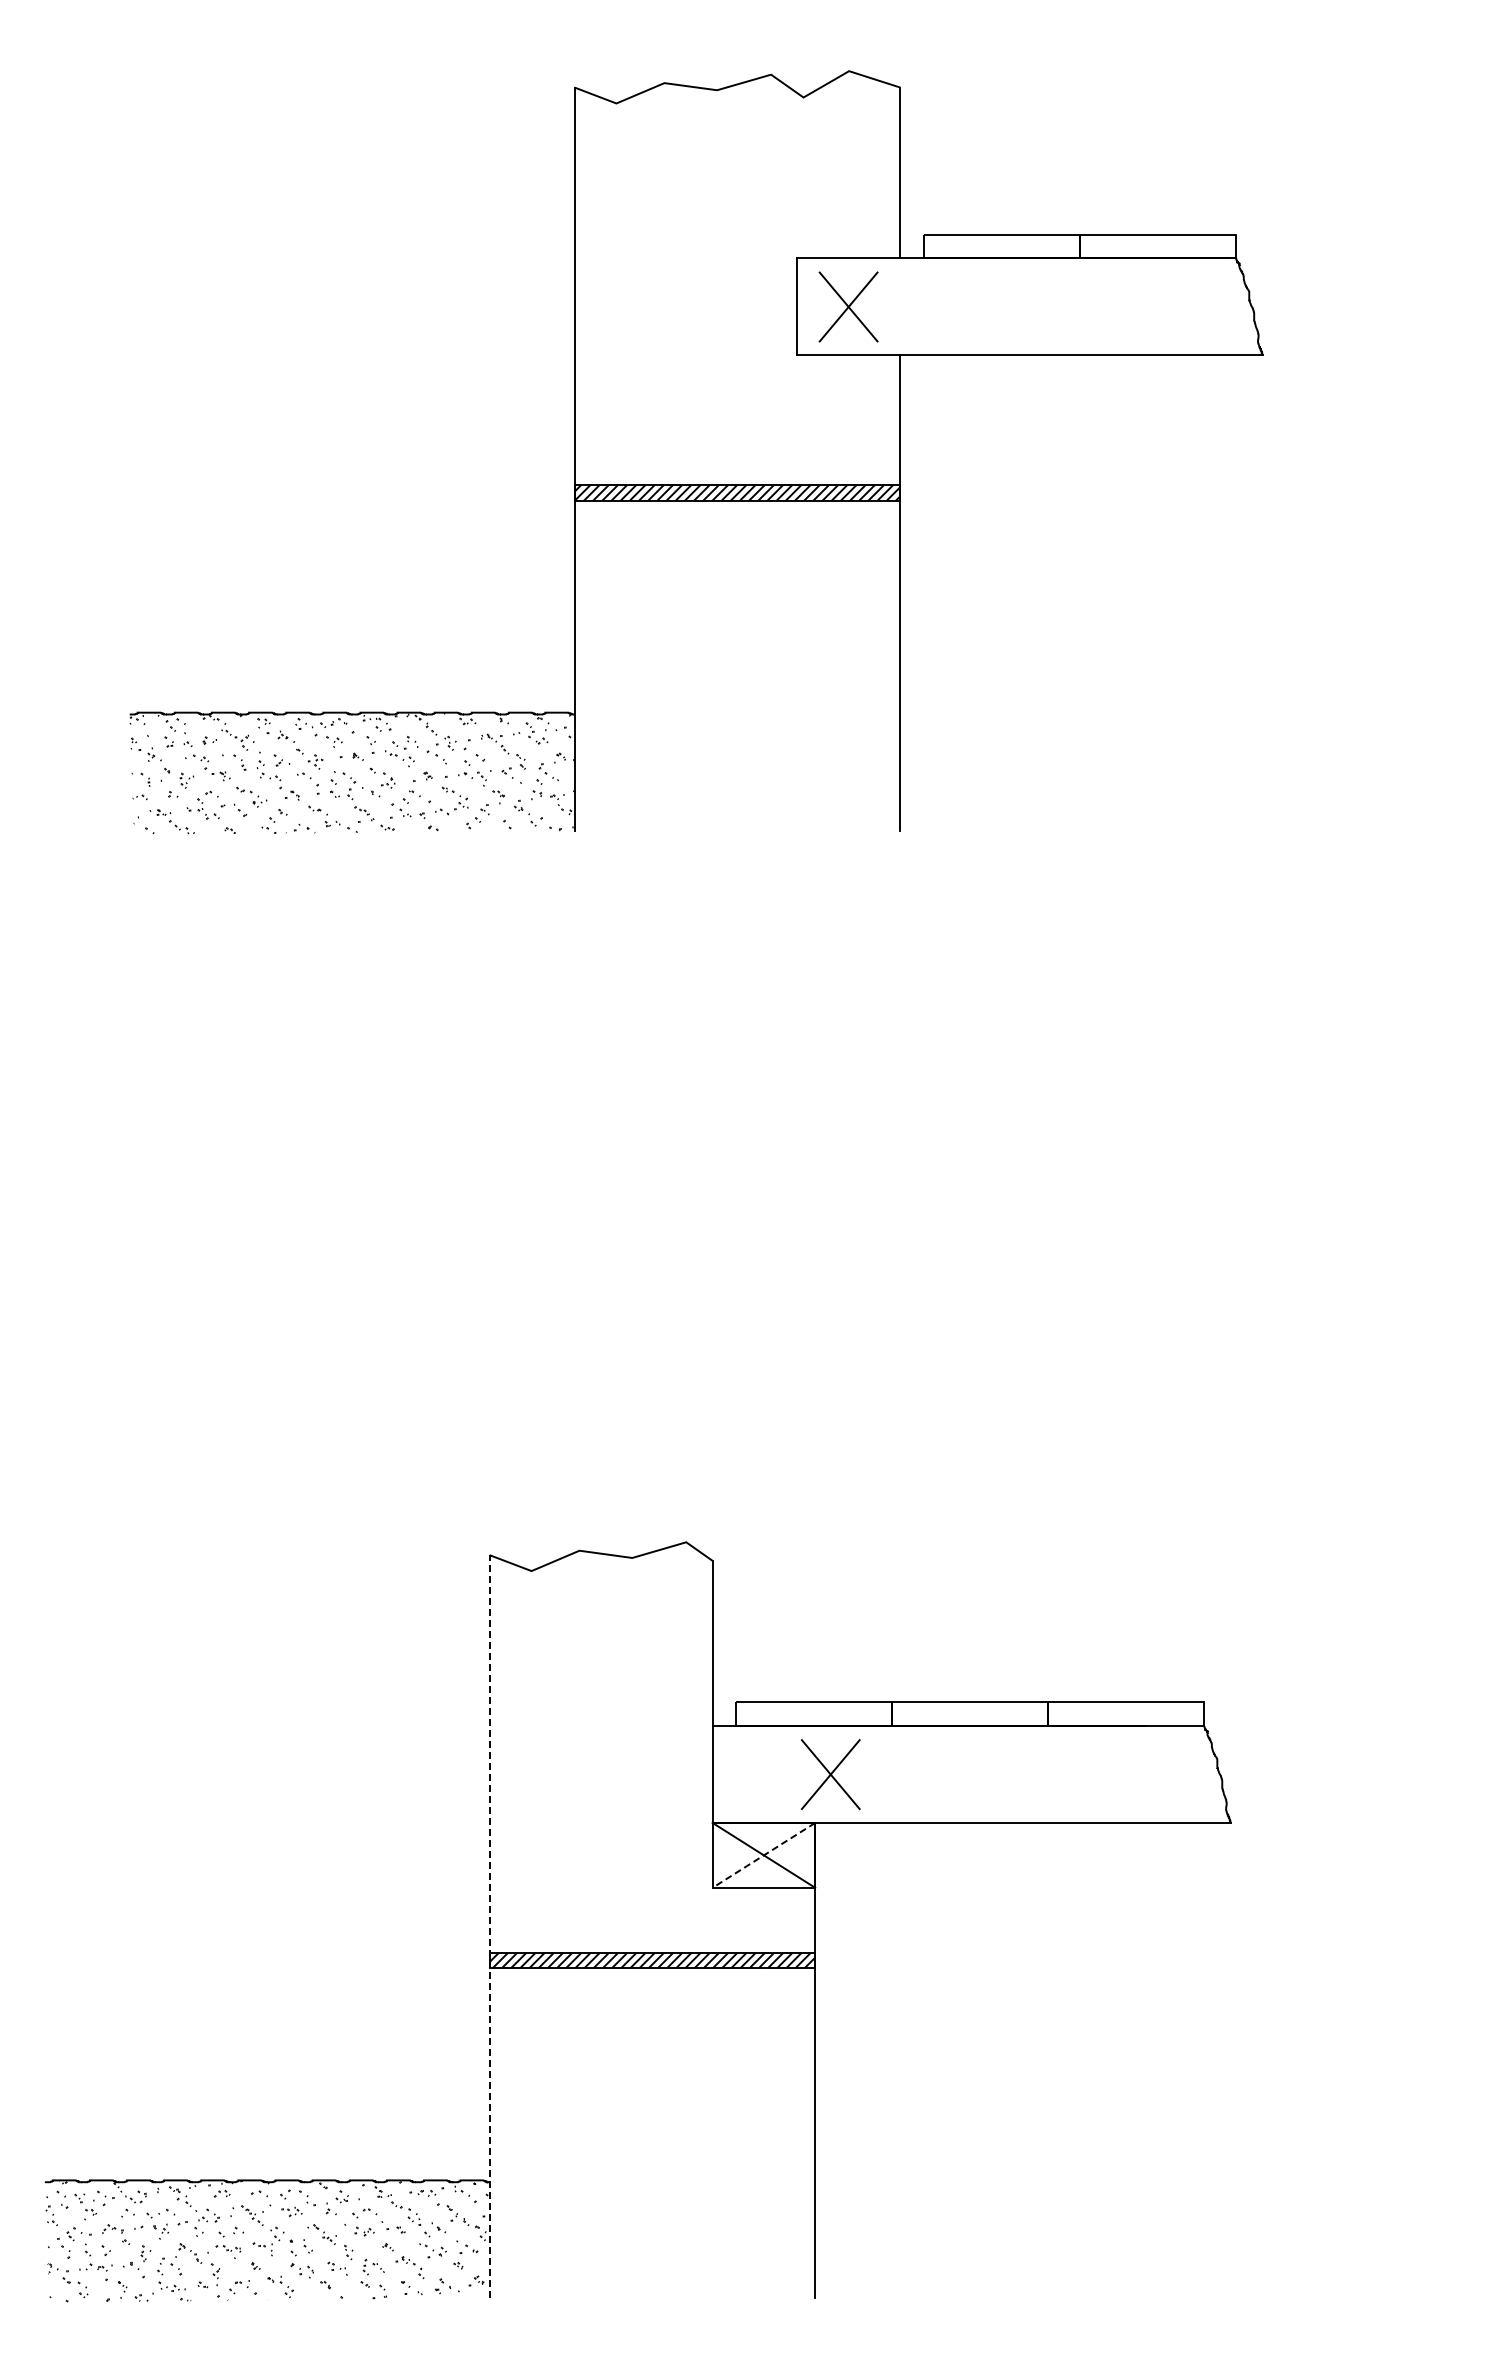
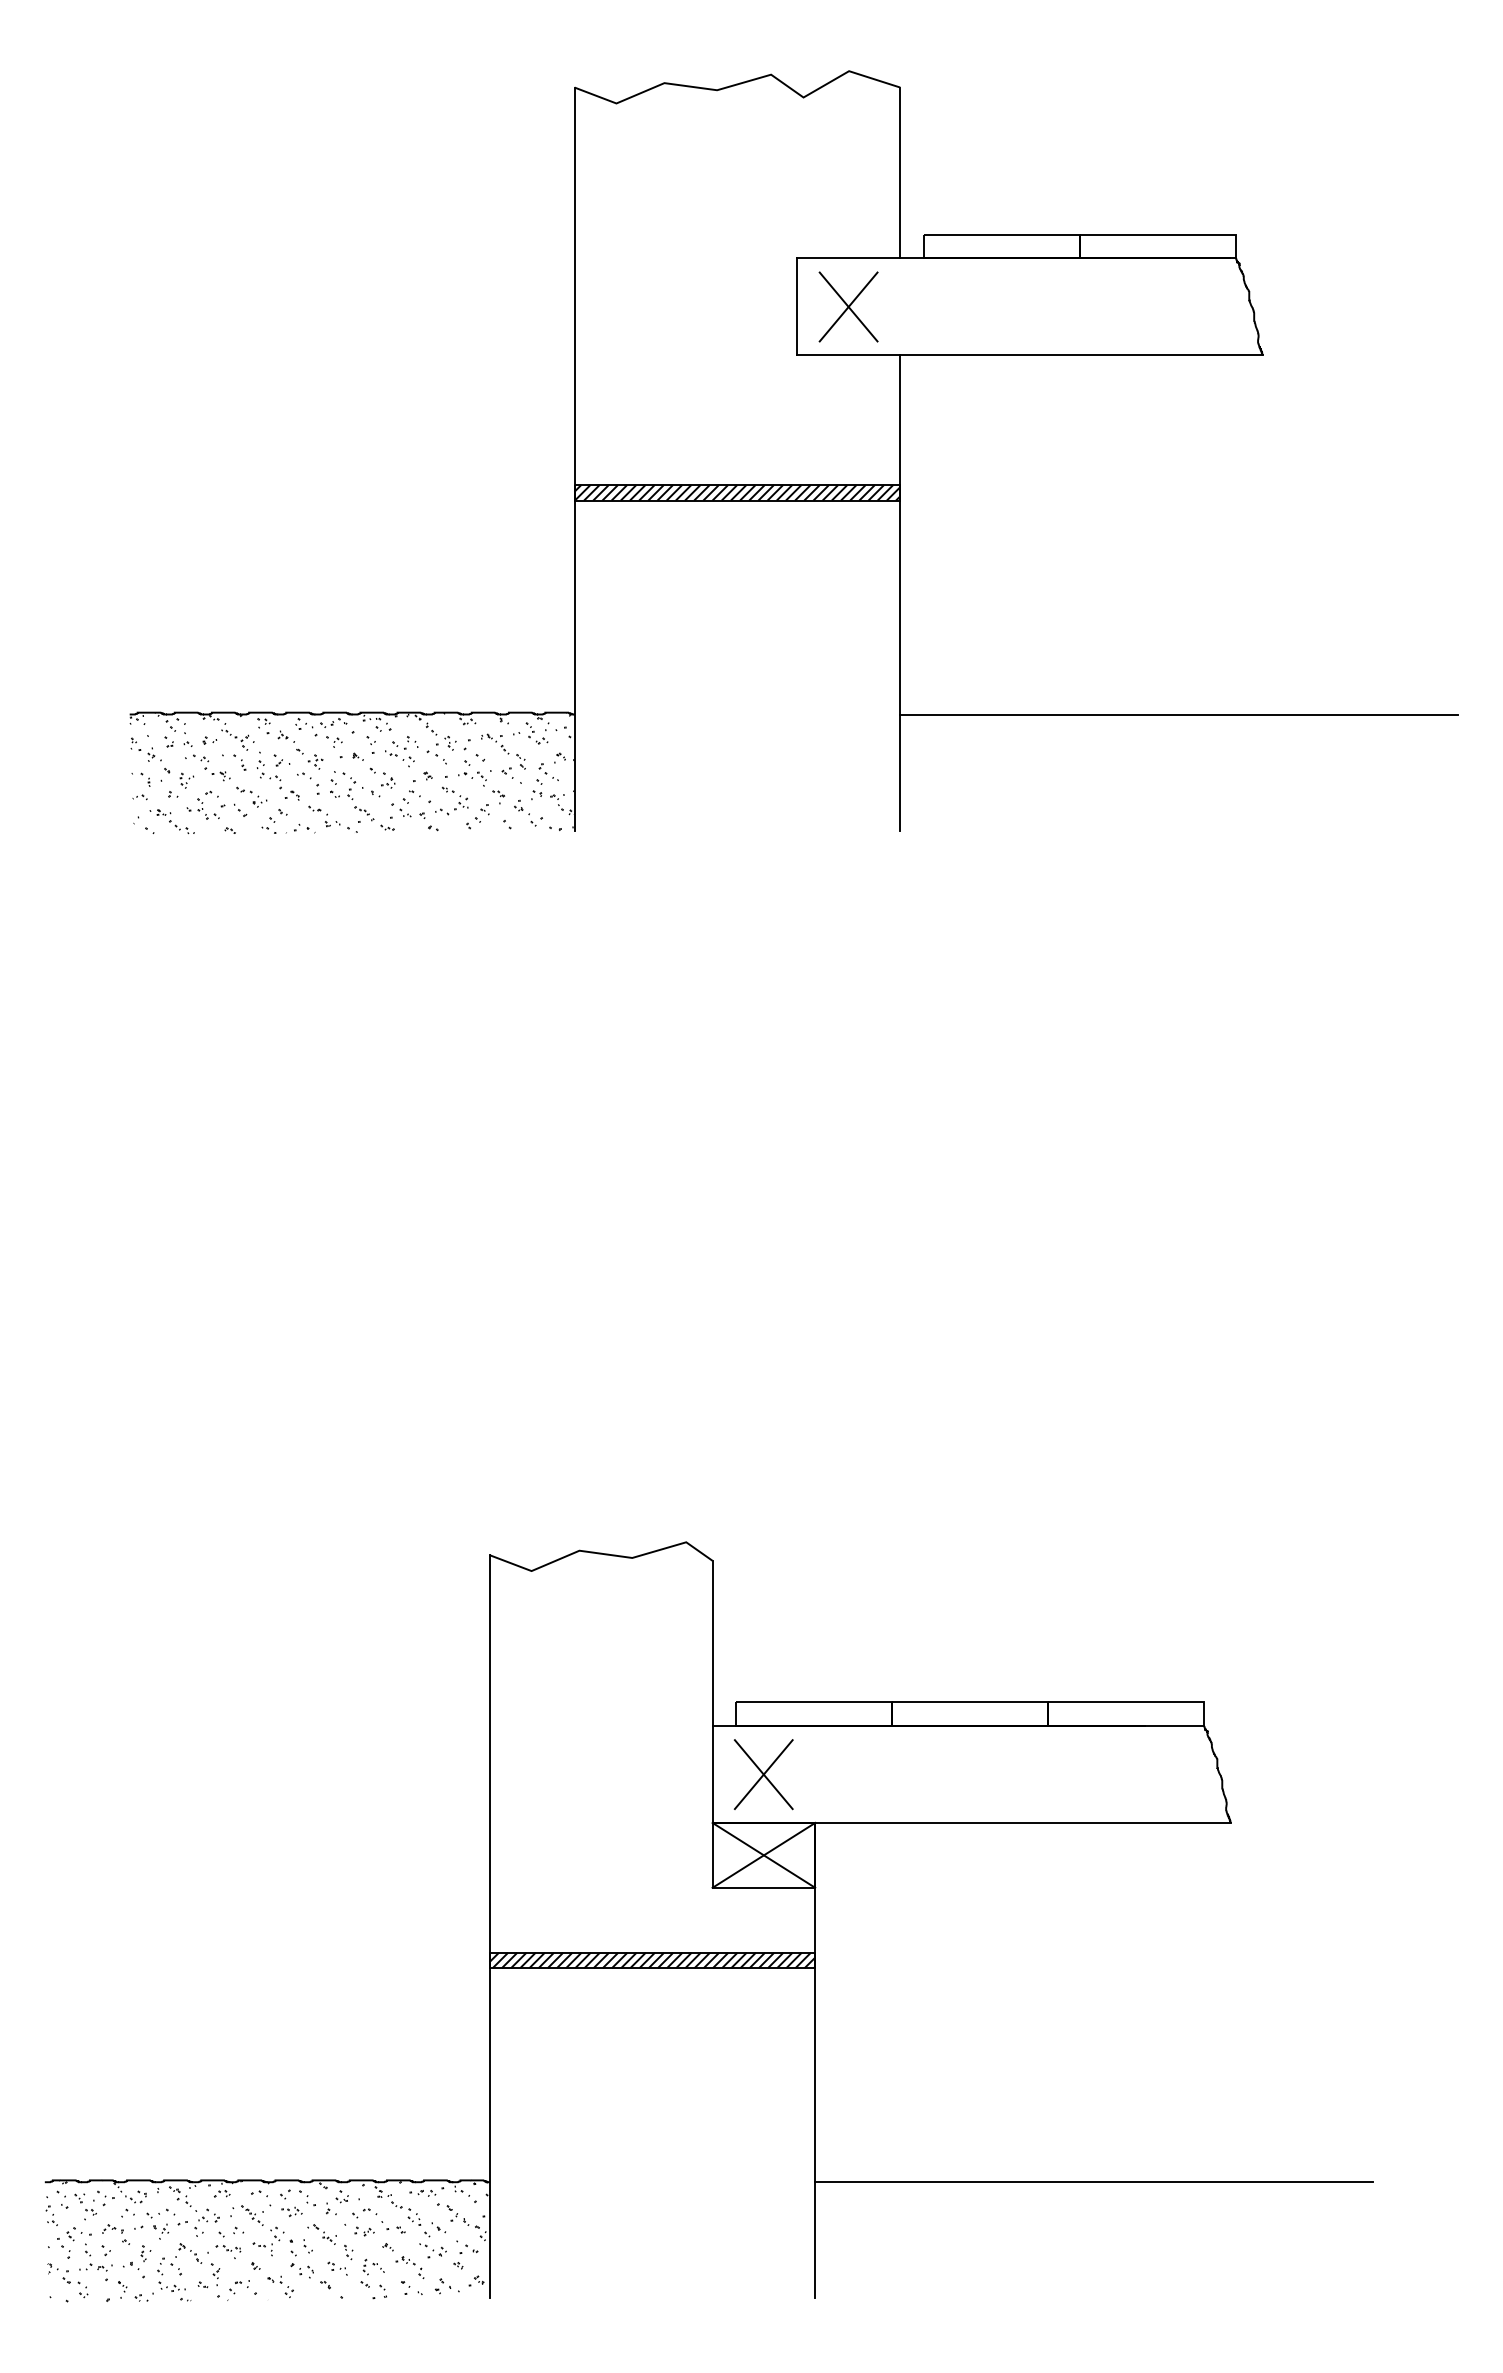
line: none -> present (1179, 714)
part position: (830, 1774) -> (763, 1774) (763, 1774)
line: dashed -> solid (763, 1855)
line: dashed -> solid (489, 1926)
line: none -> present (1094, 2182)
